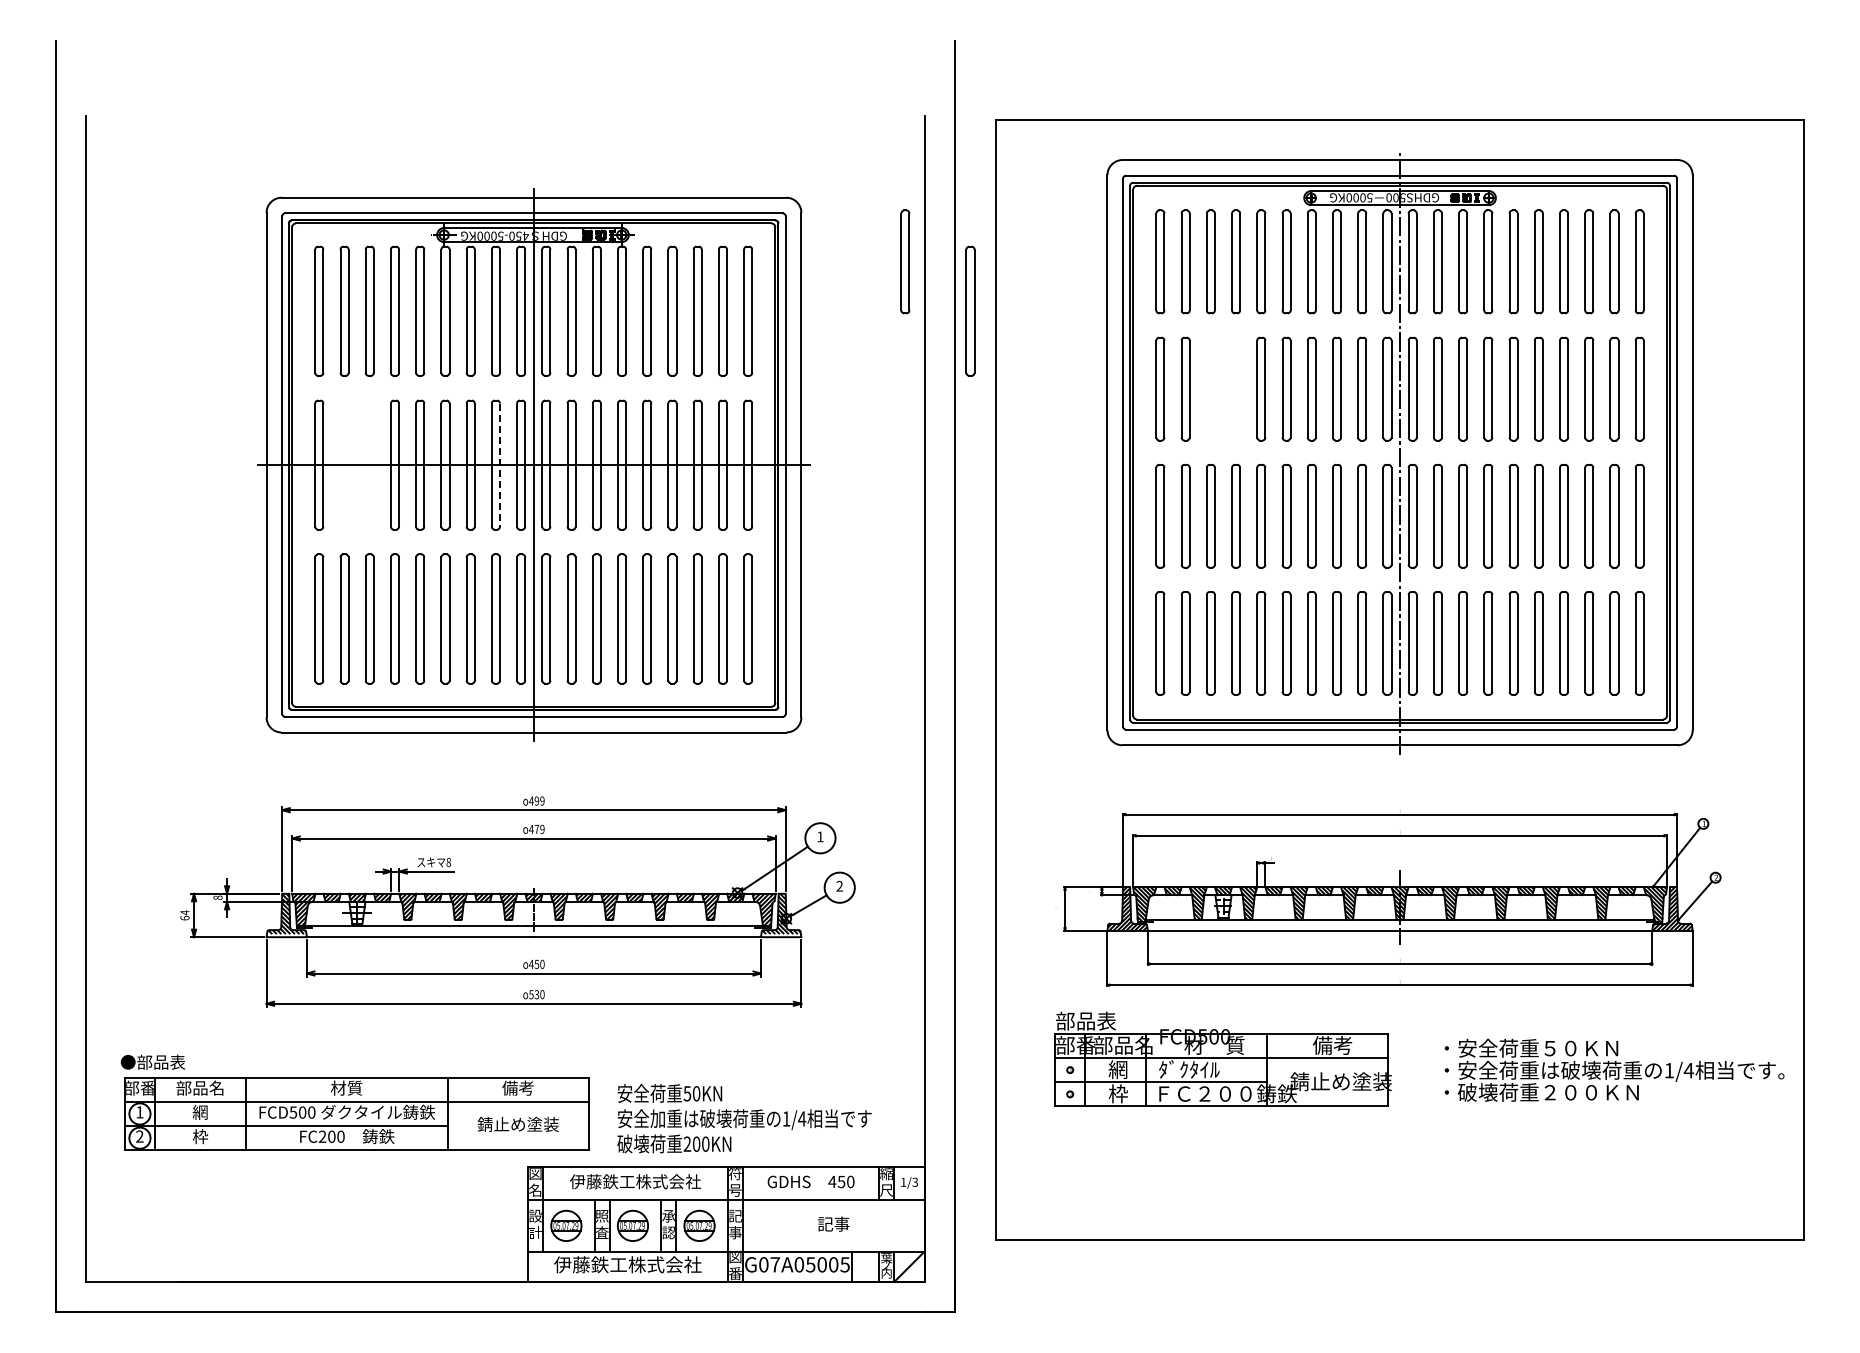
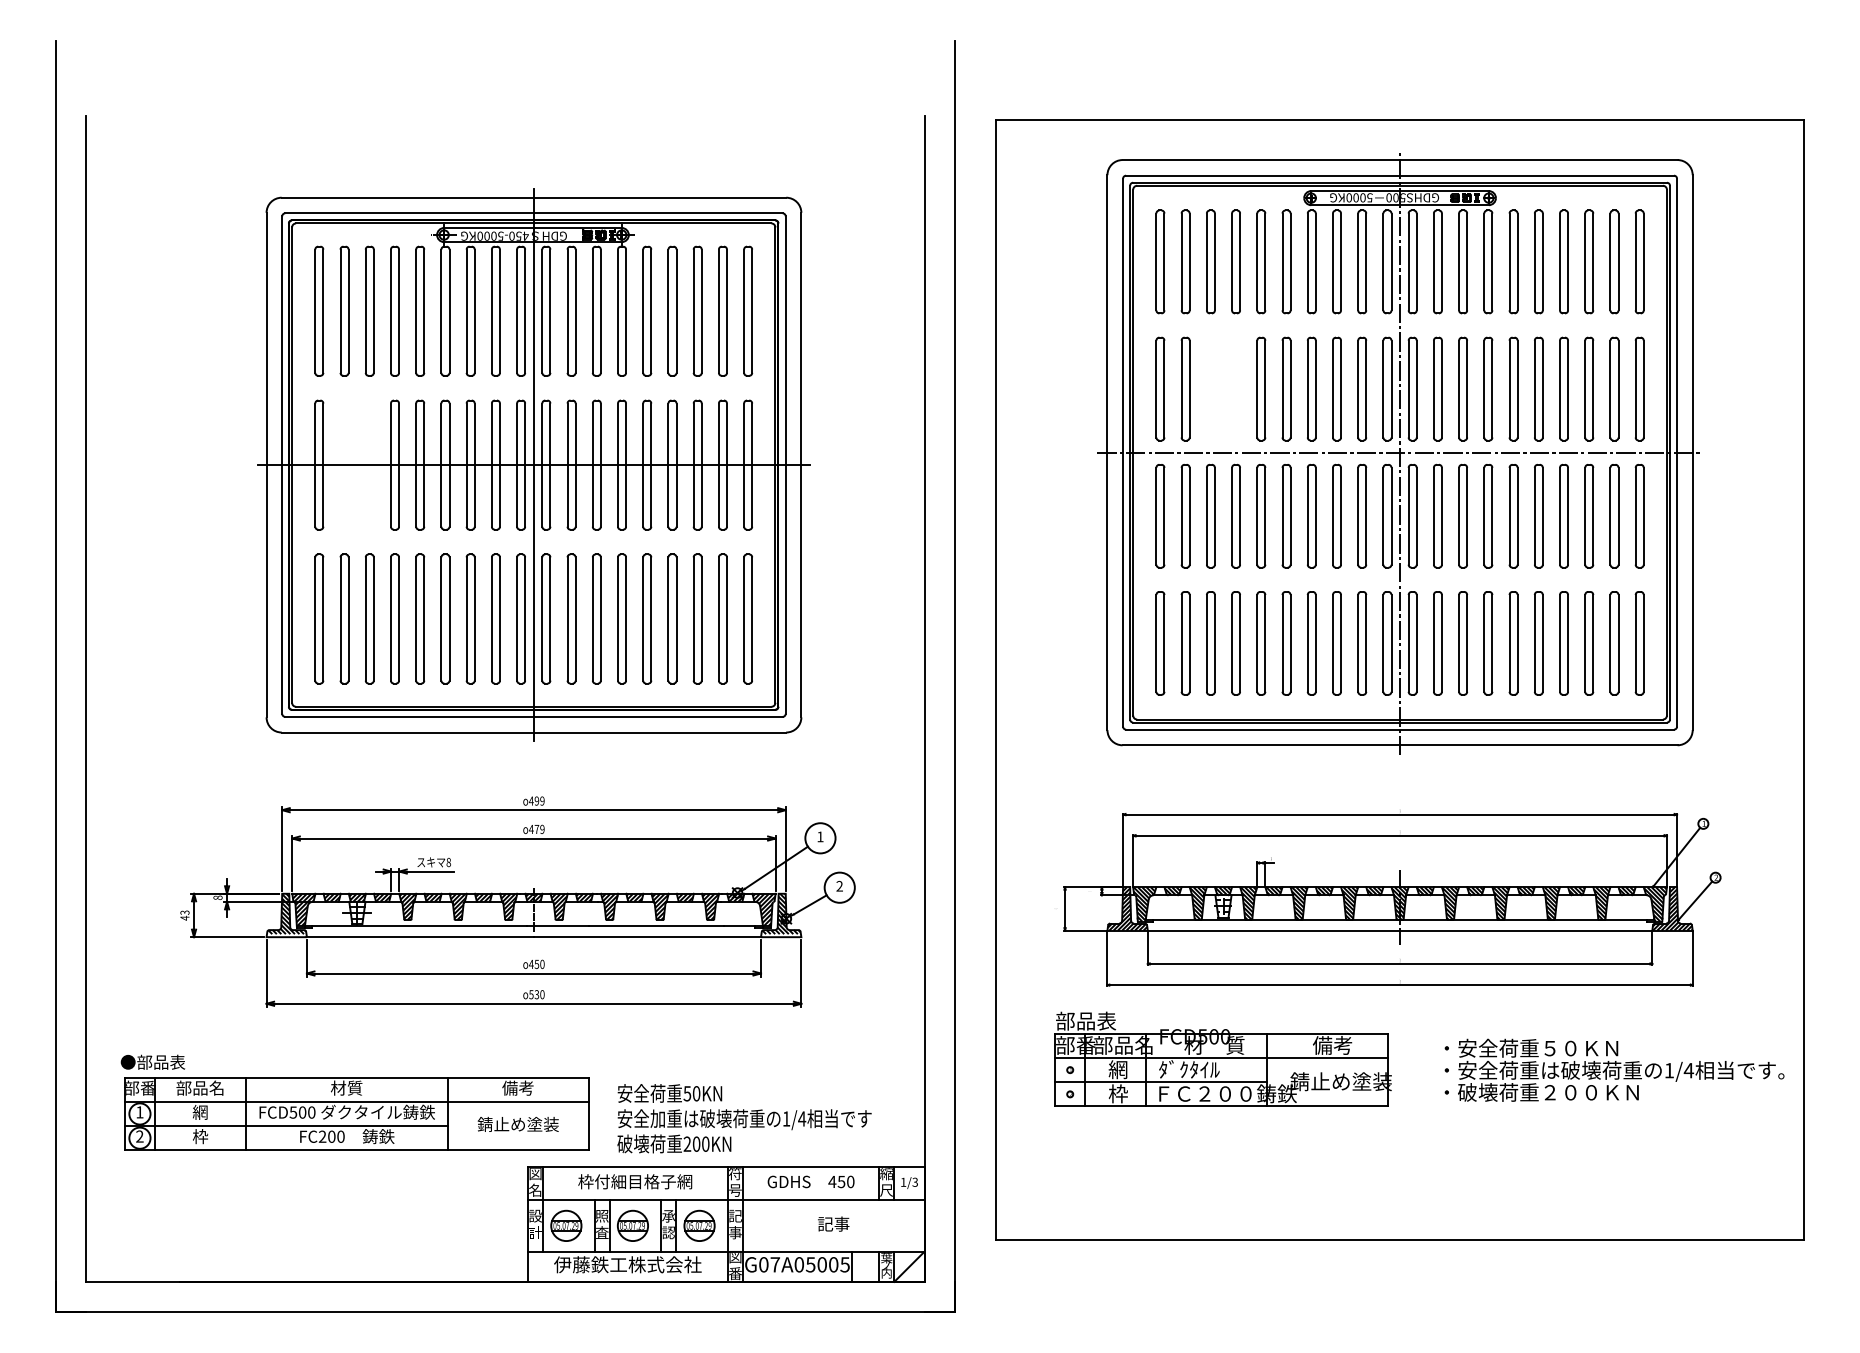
part: present -> none (905, 261)
part: present -> none (970, 310)
line: none -> present (1399, 452)
line: dashed -> solid (499, 465)
text: 64 -> 43 (184, 915)
text: 伊藤鉄工株式会社 -> 枠付細目格子網 (635, 1181)
